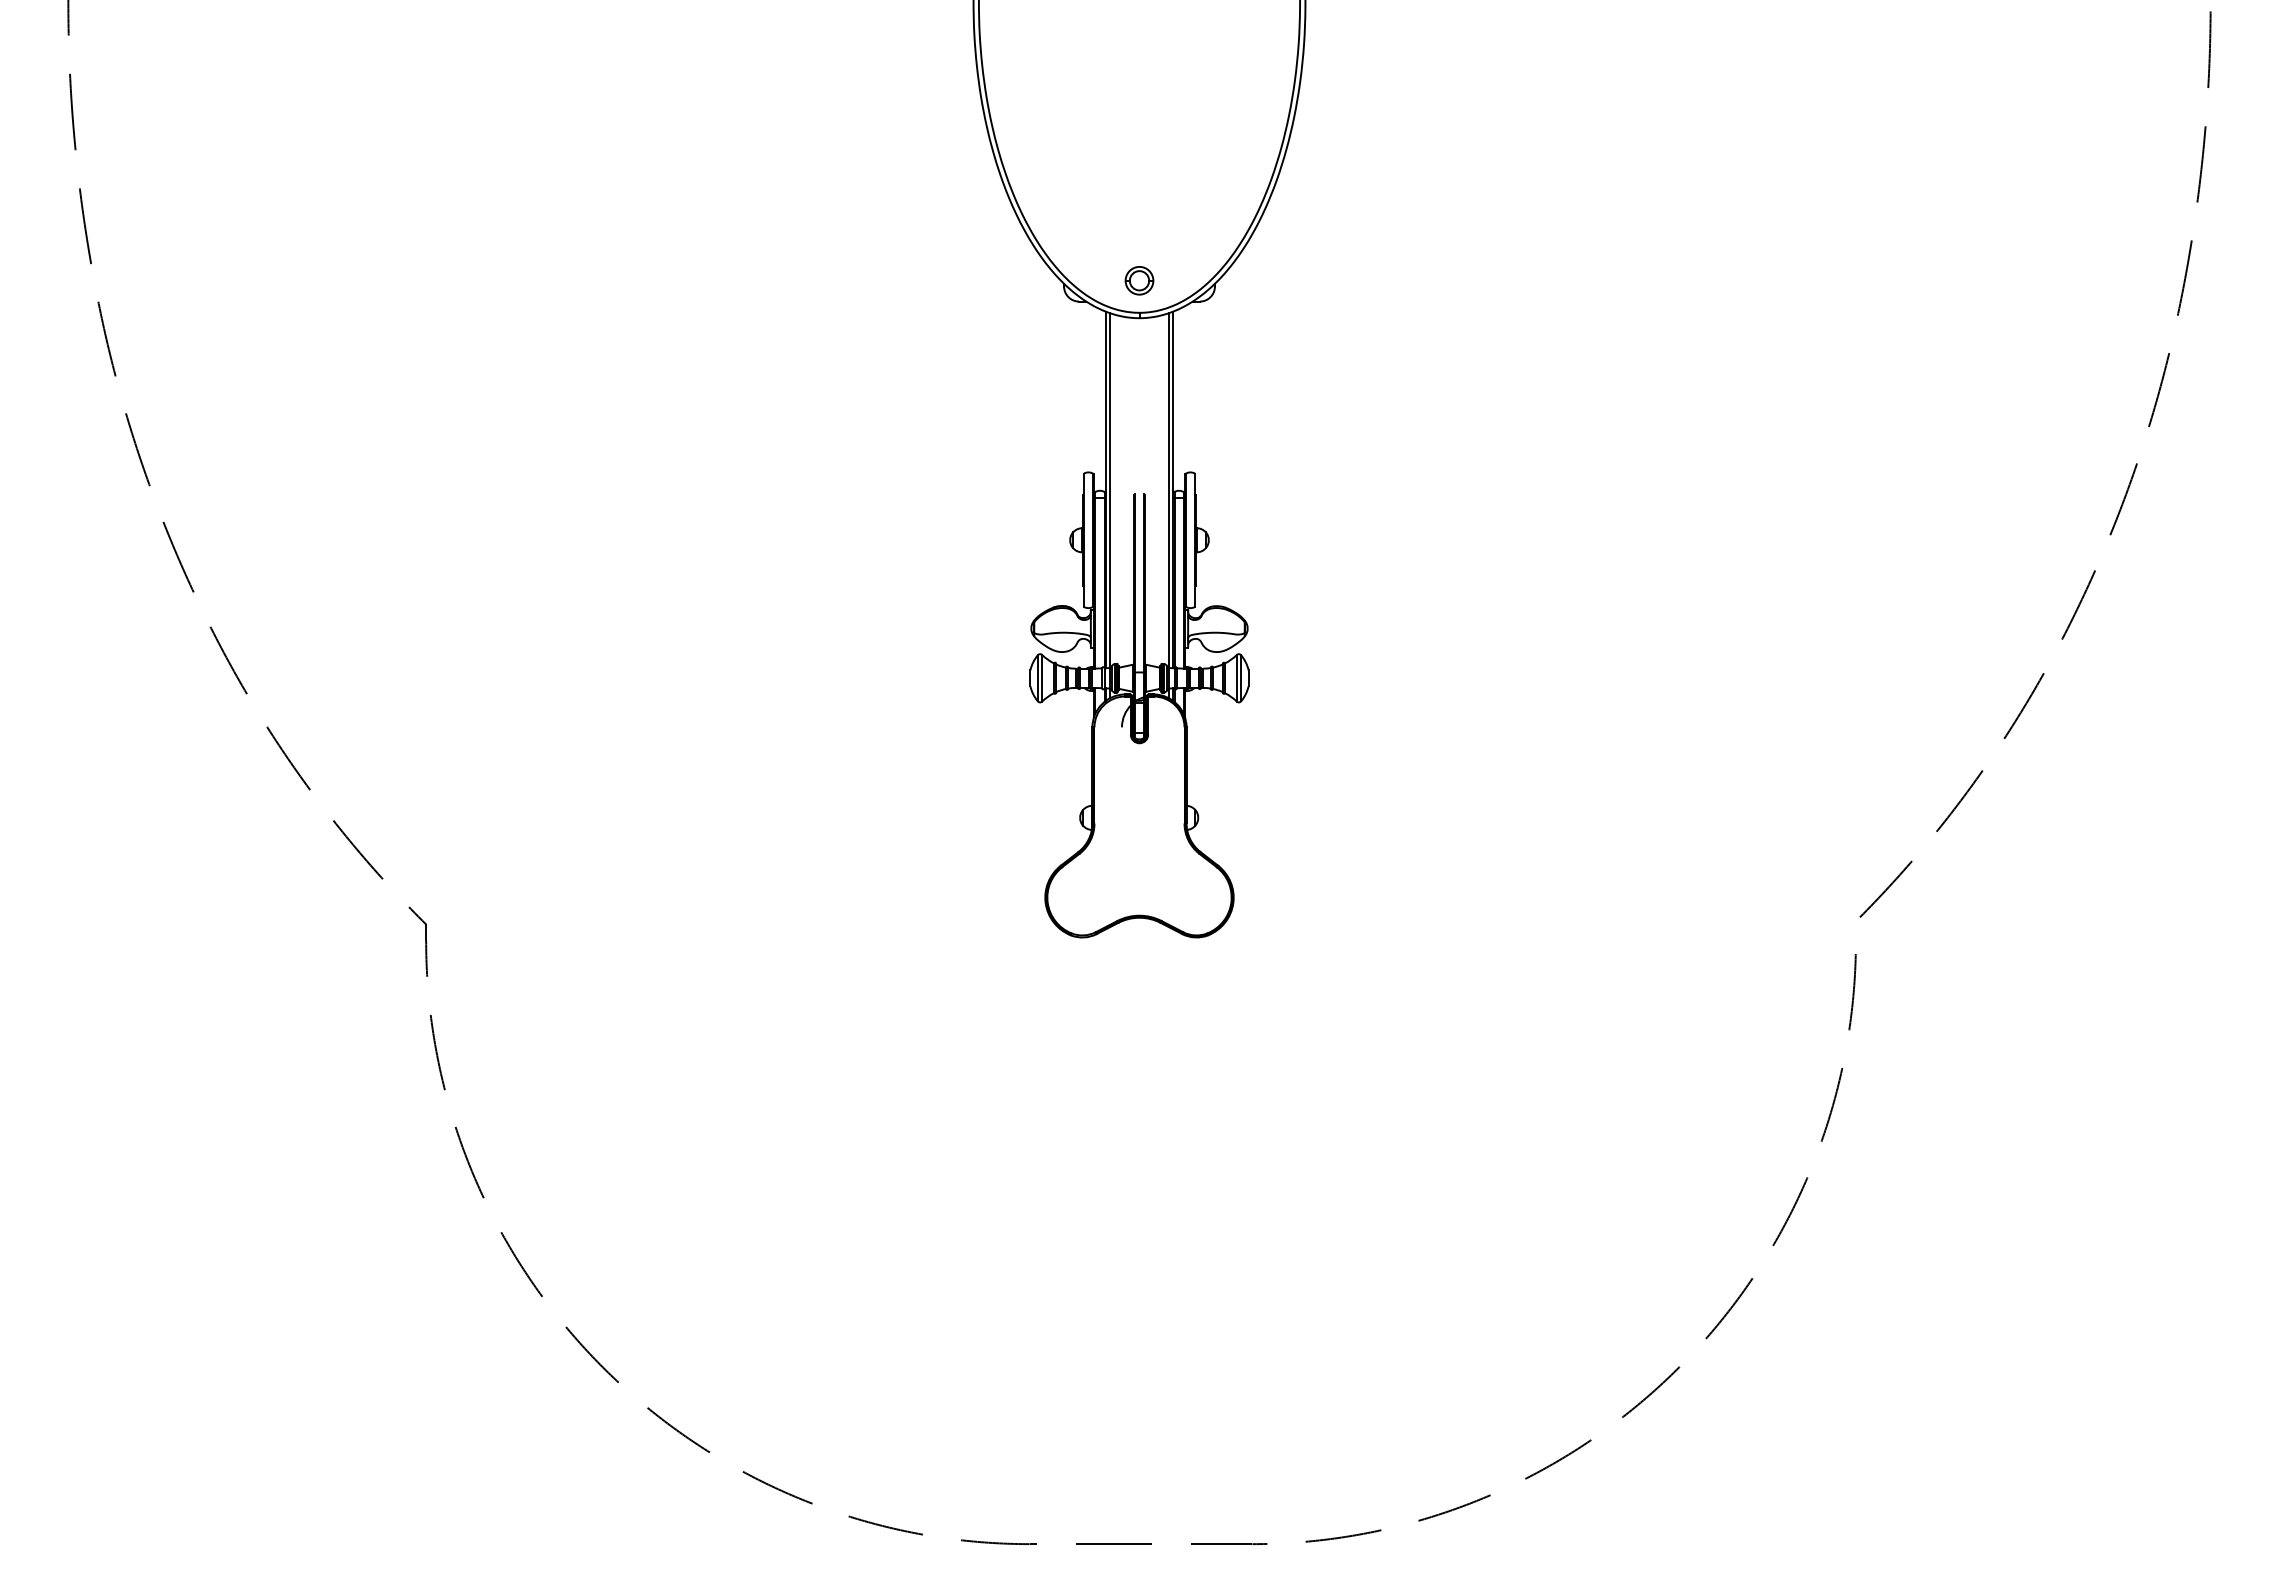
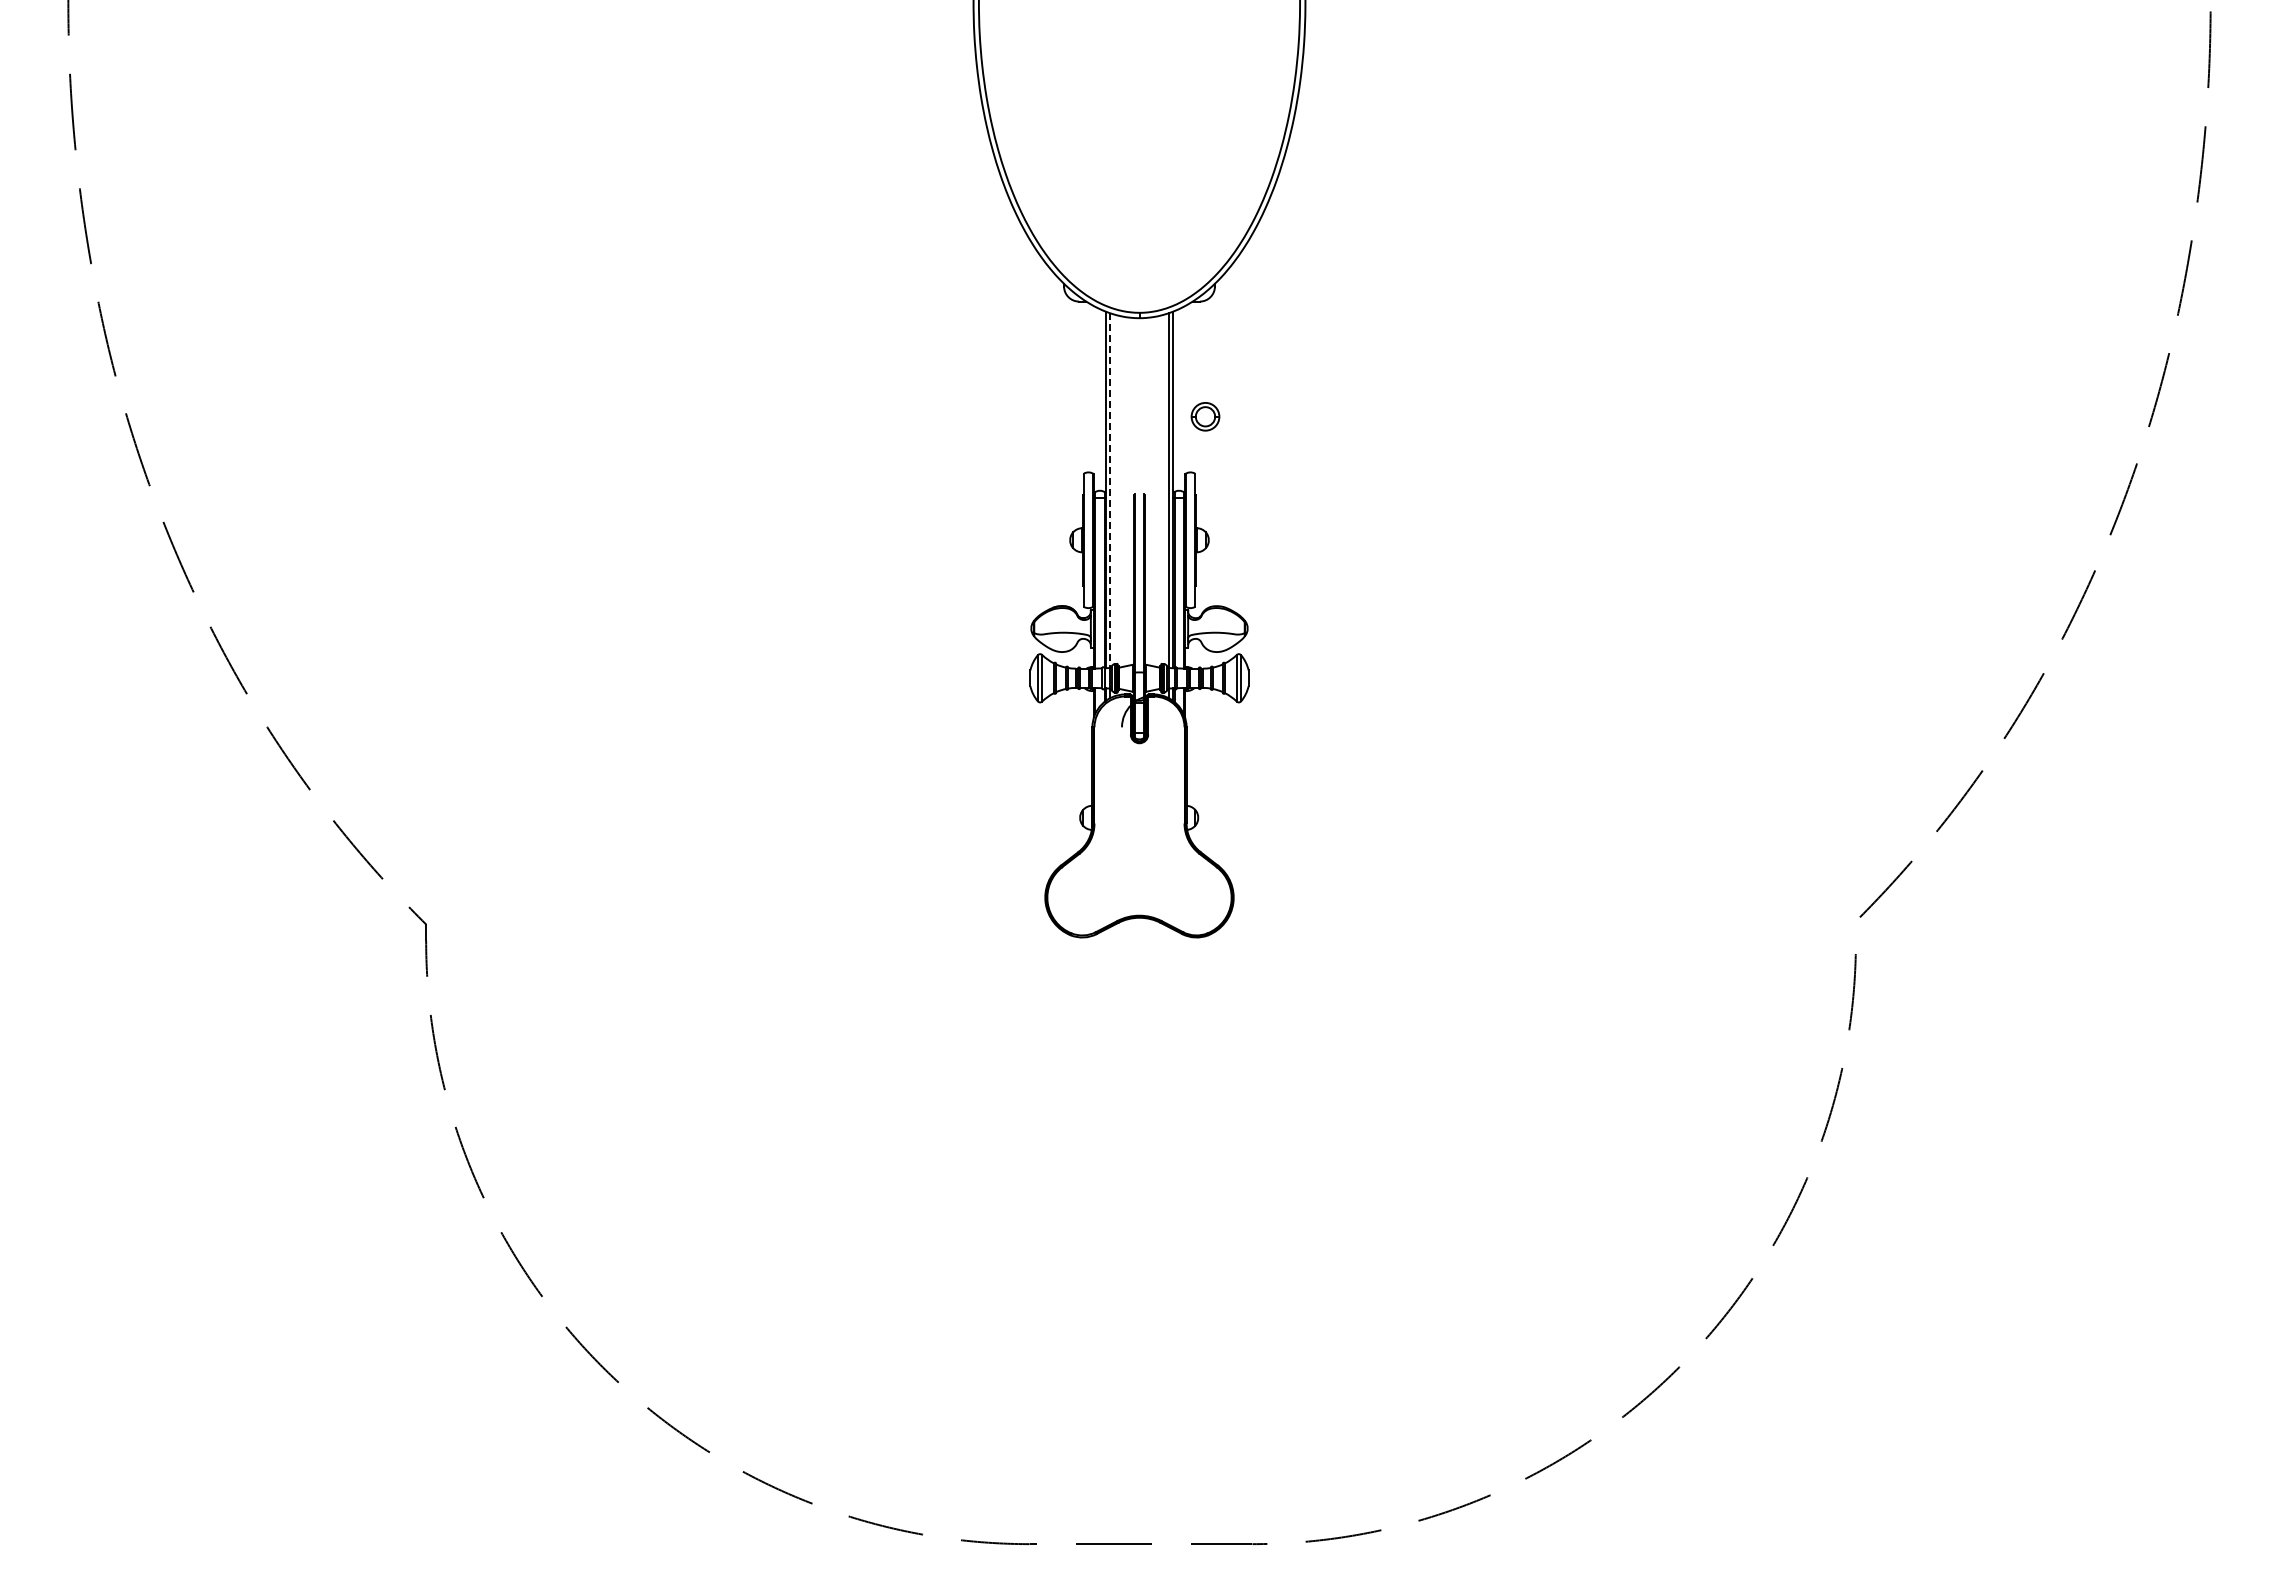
part position: (1139, 280) -> (1205, 416) (1205, 416)
line: solid -> dashed (1110, 491)
